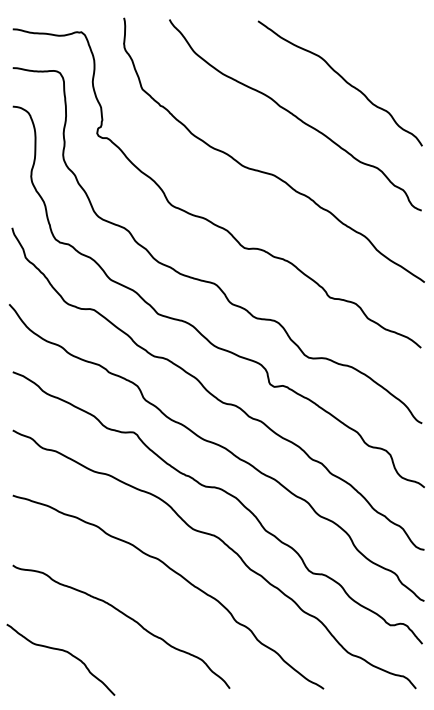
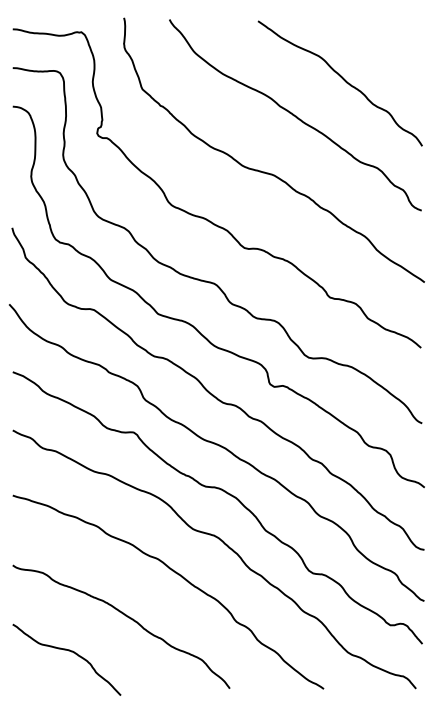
curve position: (62, 651) -> (68, 651) (68, 651)
